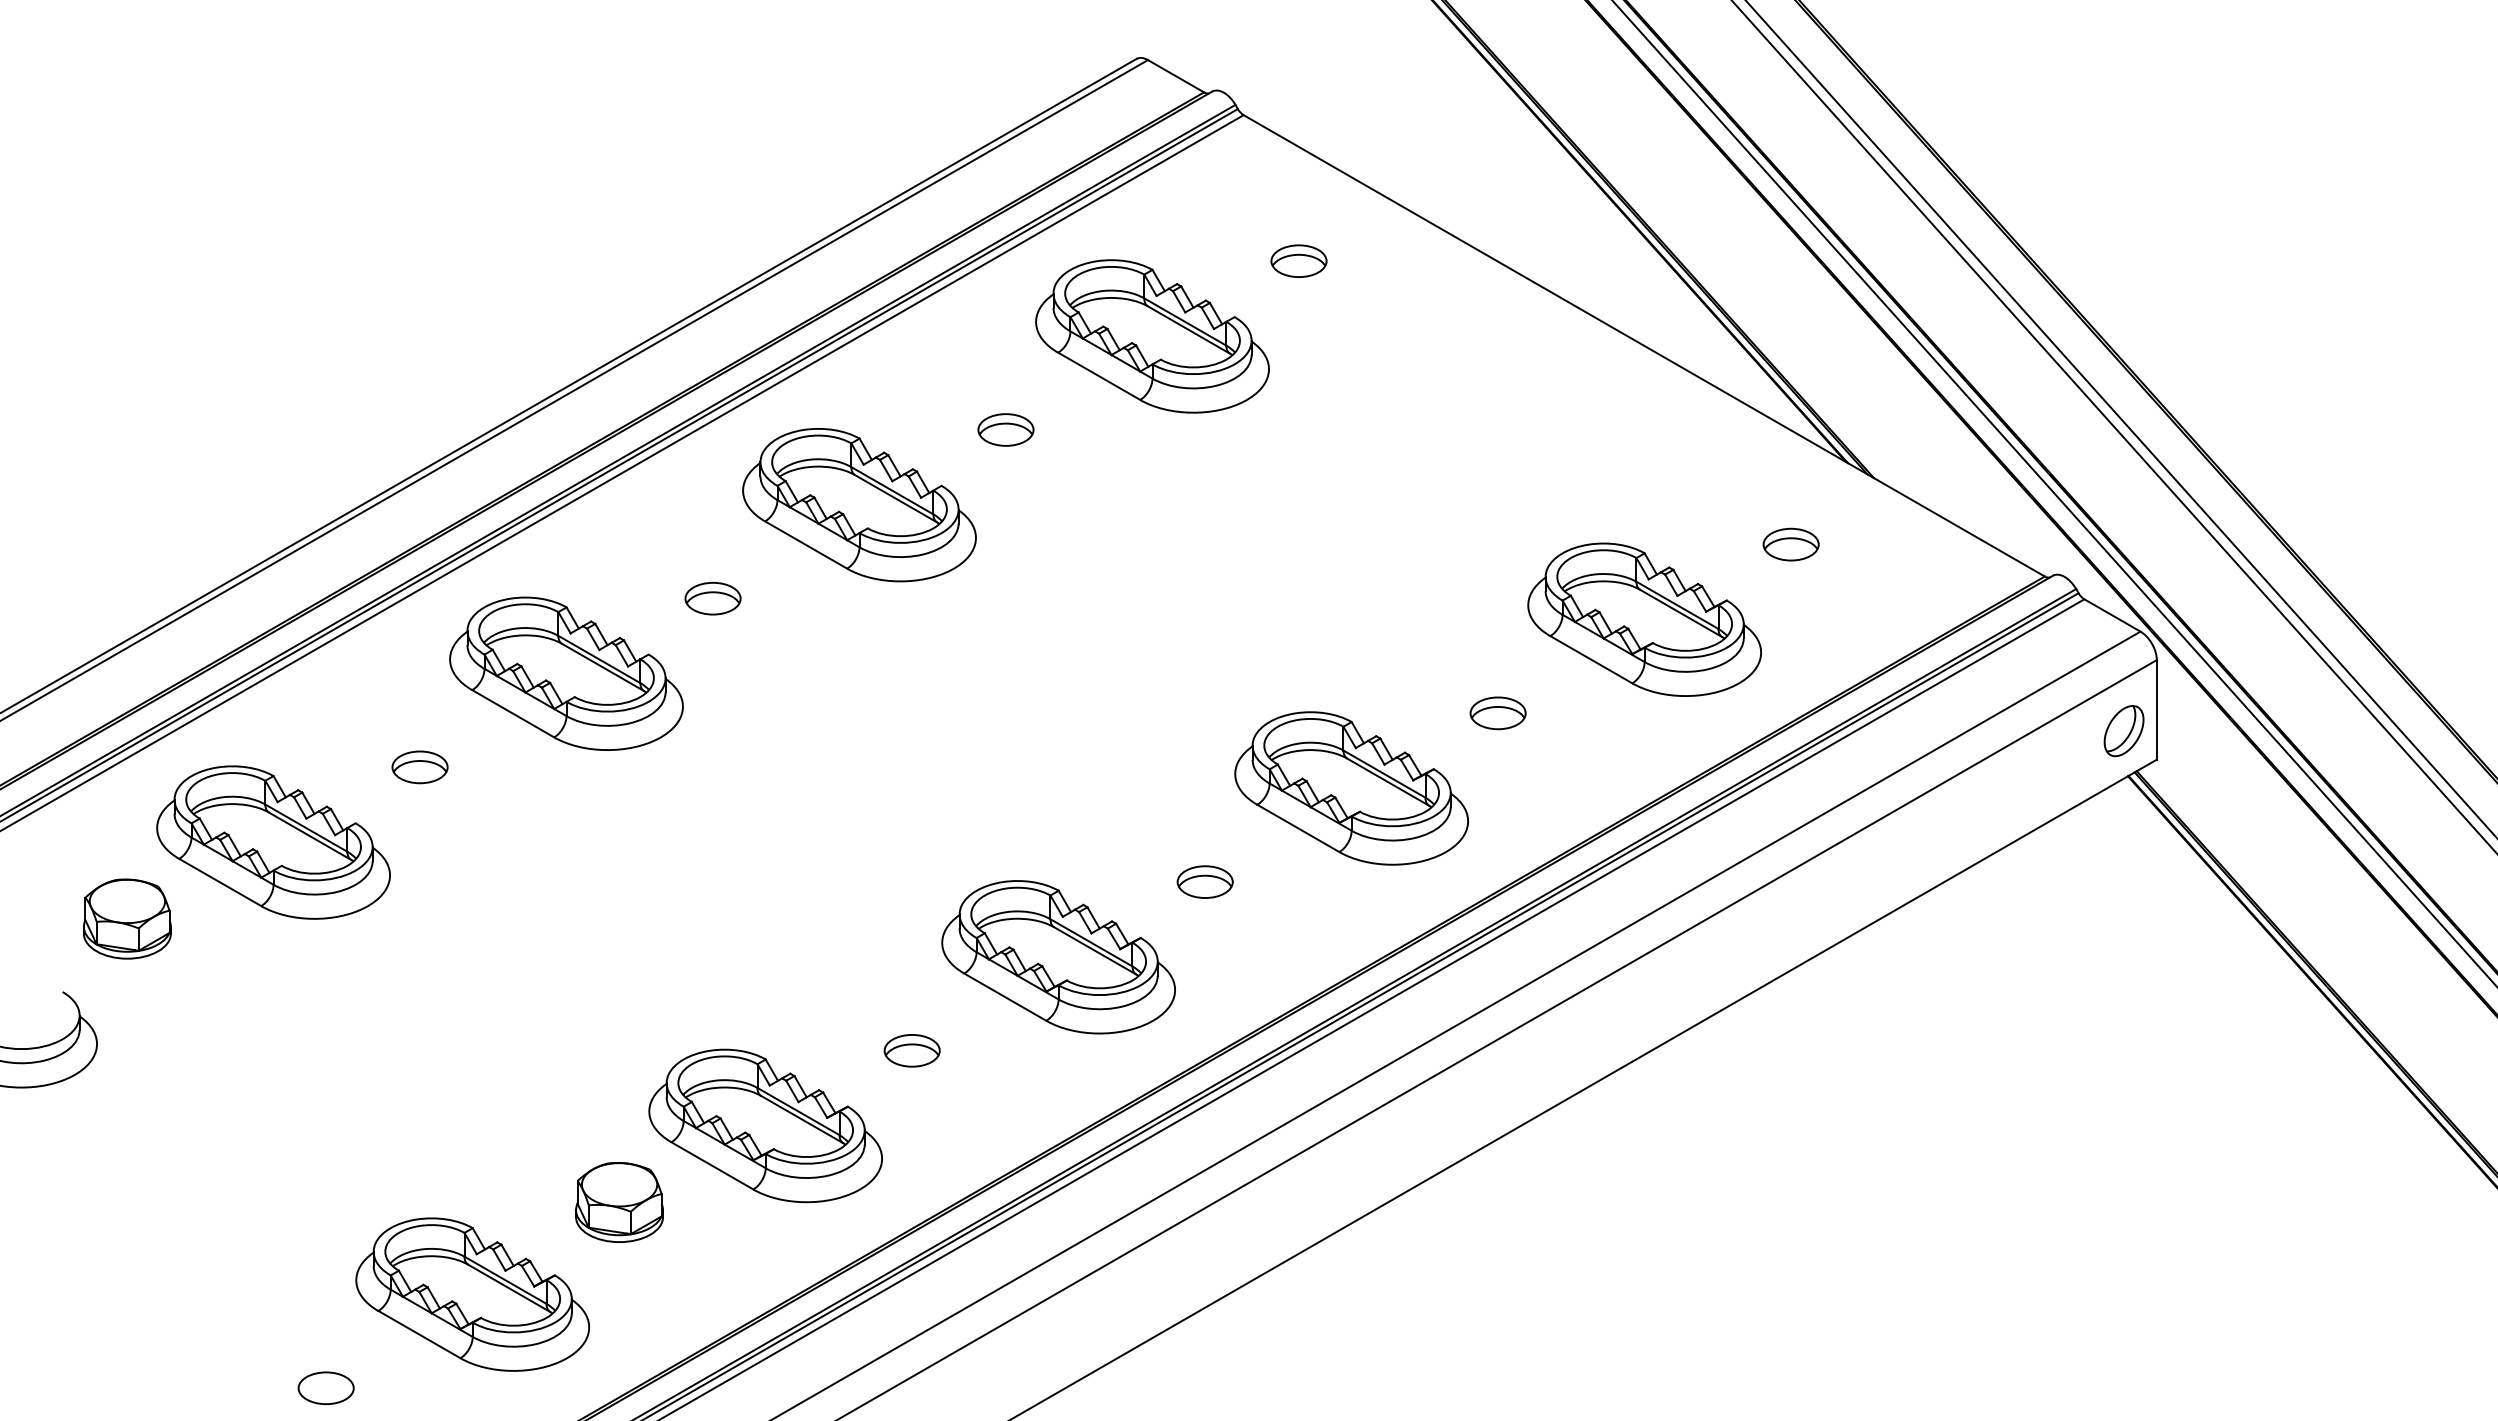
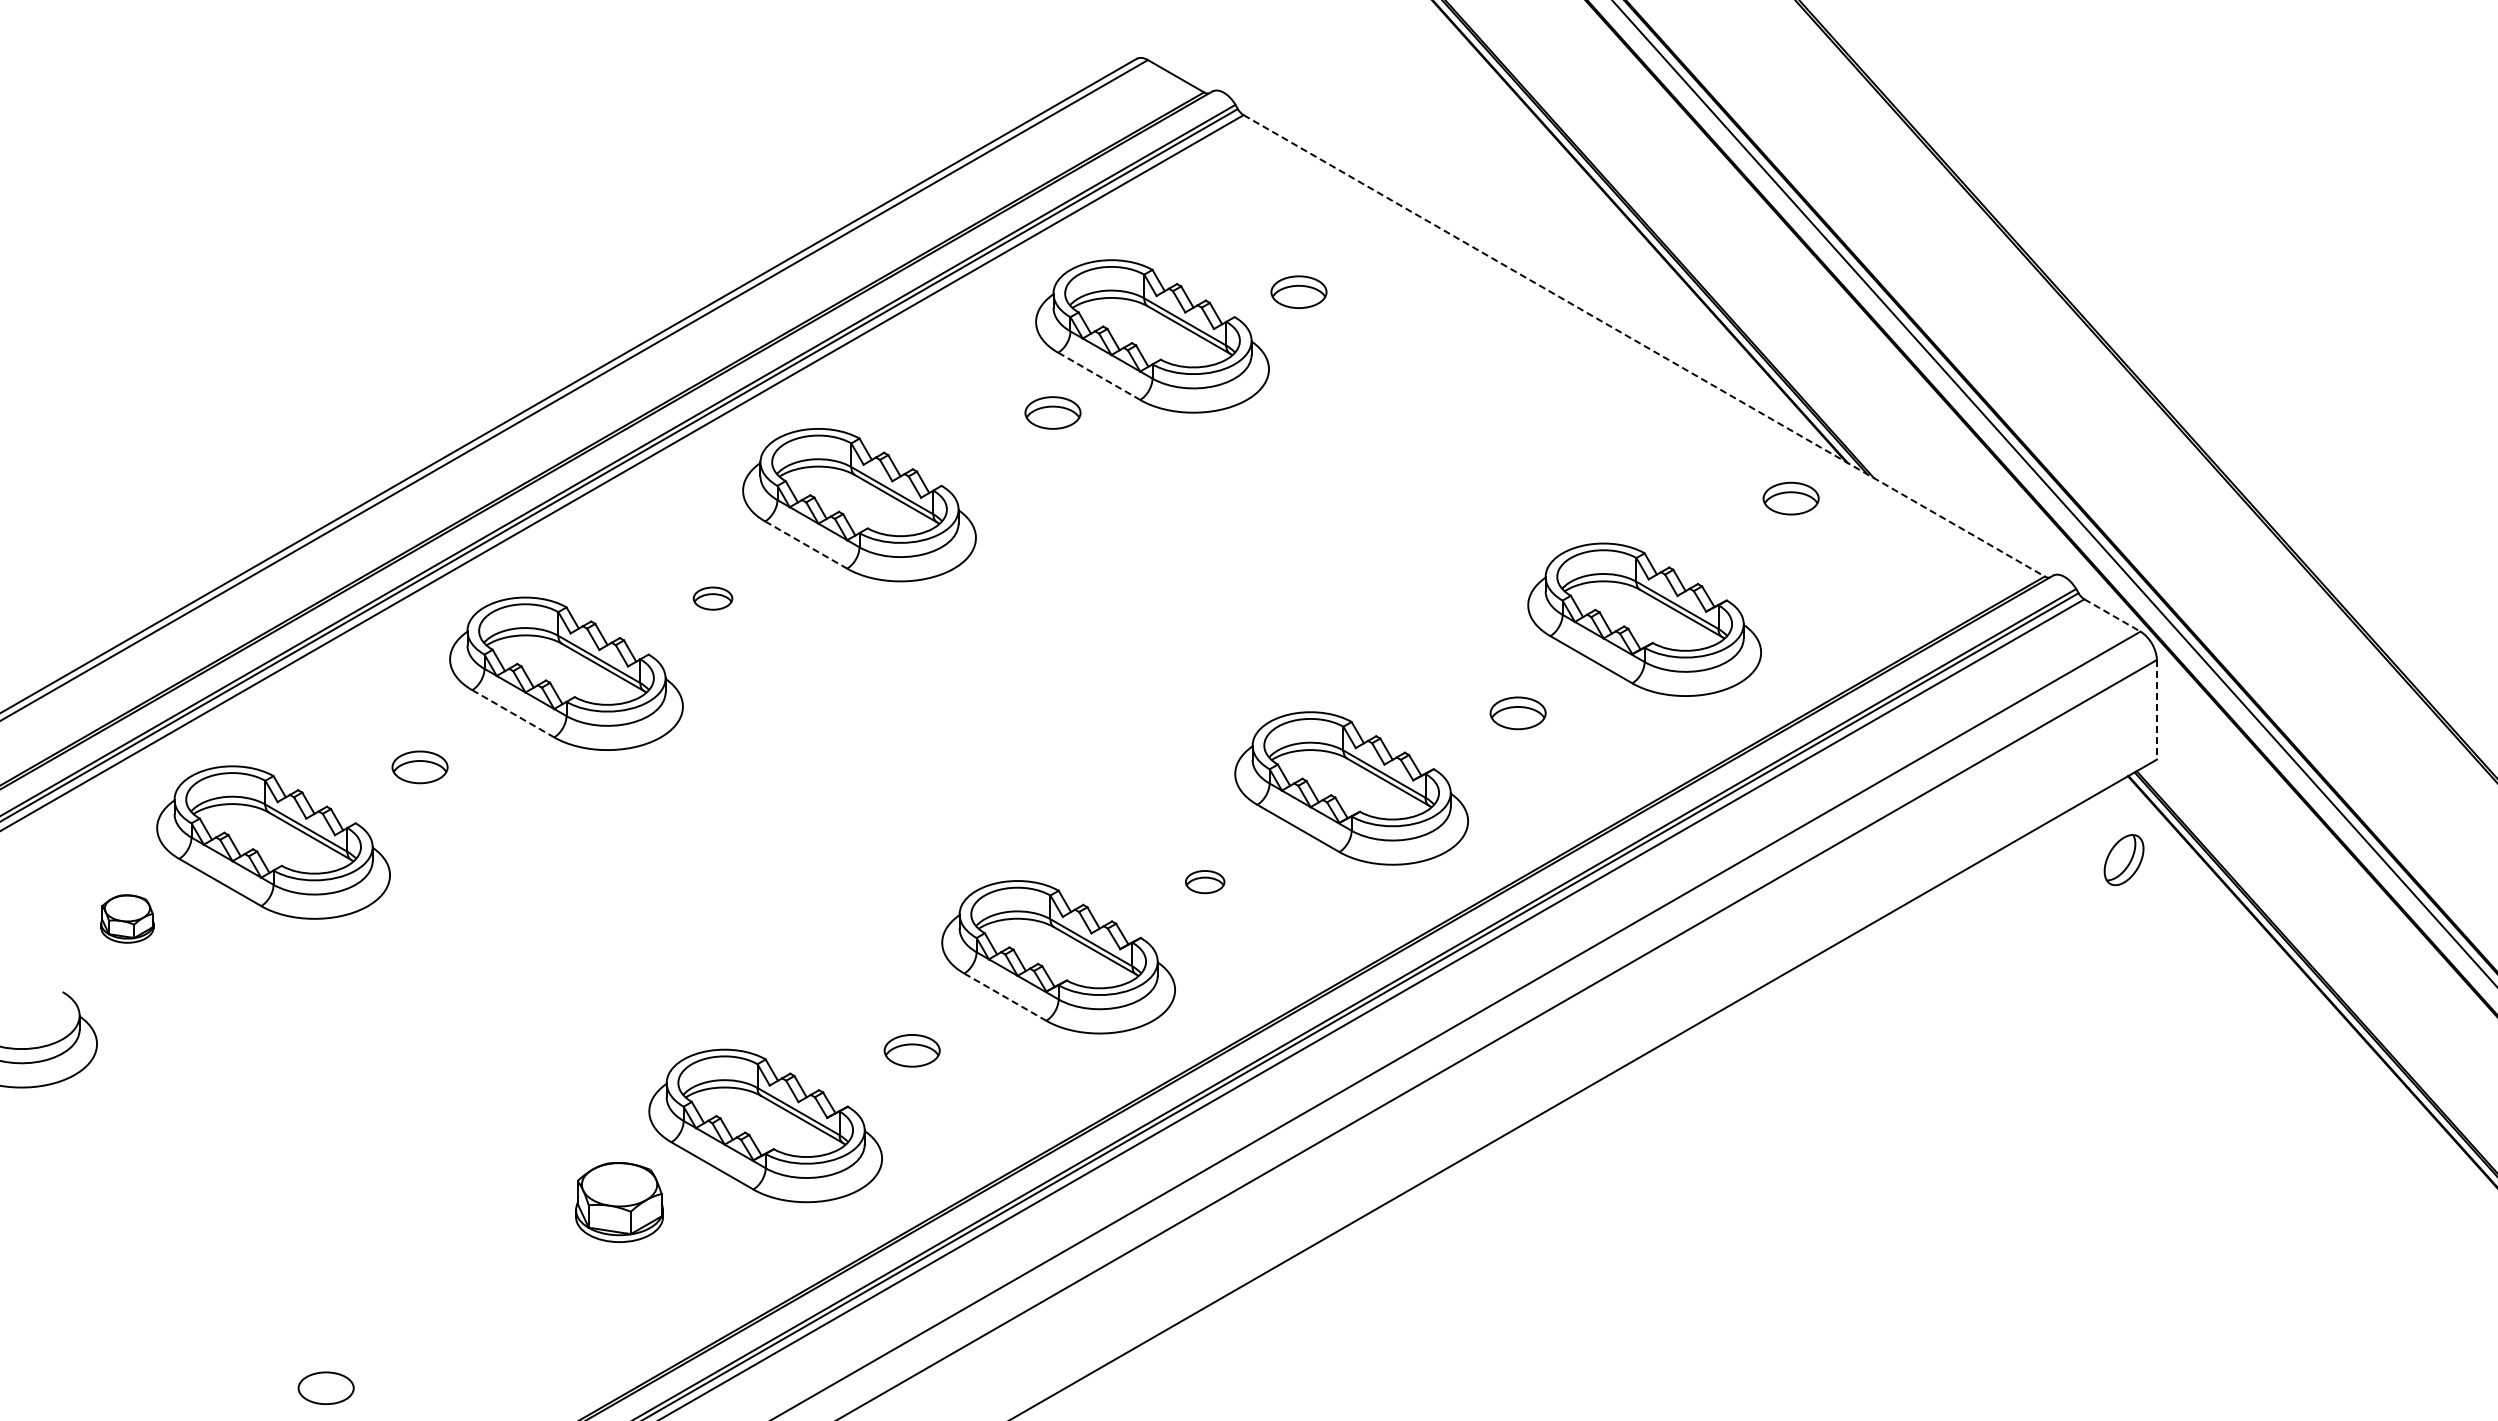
part position: (1298, 260) -> (1298, 291) (1298, 291)
line: solid -> dashed (1644, 346)
line: solid -> dashed (1099, 376)
line: present -> none (2120, 418)
line: present -> none (2113, 426)
part position: (1005, 429) -> (1052, 412) (1052, 412)
part position: (1790, 544) -> (1790, 498) (1790, 498)
line: solid -> dashed (806, 545)
part size: 58x35 px -> 42x25 px (712, 598)
line: solid -> dashed (2112, 615)
line: solid -> dashed (2156, 709)
part position: (1497, 713) -> (1517, 713) (1517, 713)
line: solid -> dashed (513, 714)
part position: (2123, 731) -> (2123, 860) (2123, 860)
part size: 58x34 px -> 41x25 px (1205, 882)
part size: 89x82 px -> 55x50 px (127, 918)
line: solid -> dashed (1005, 997)
part: present -> none (472, 1294)
